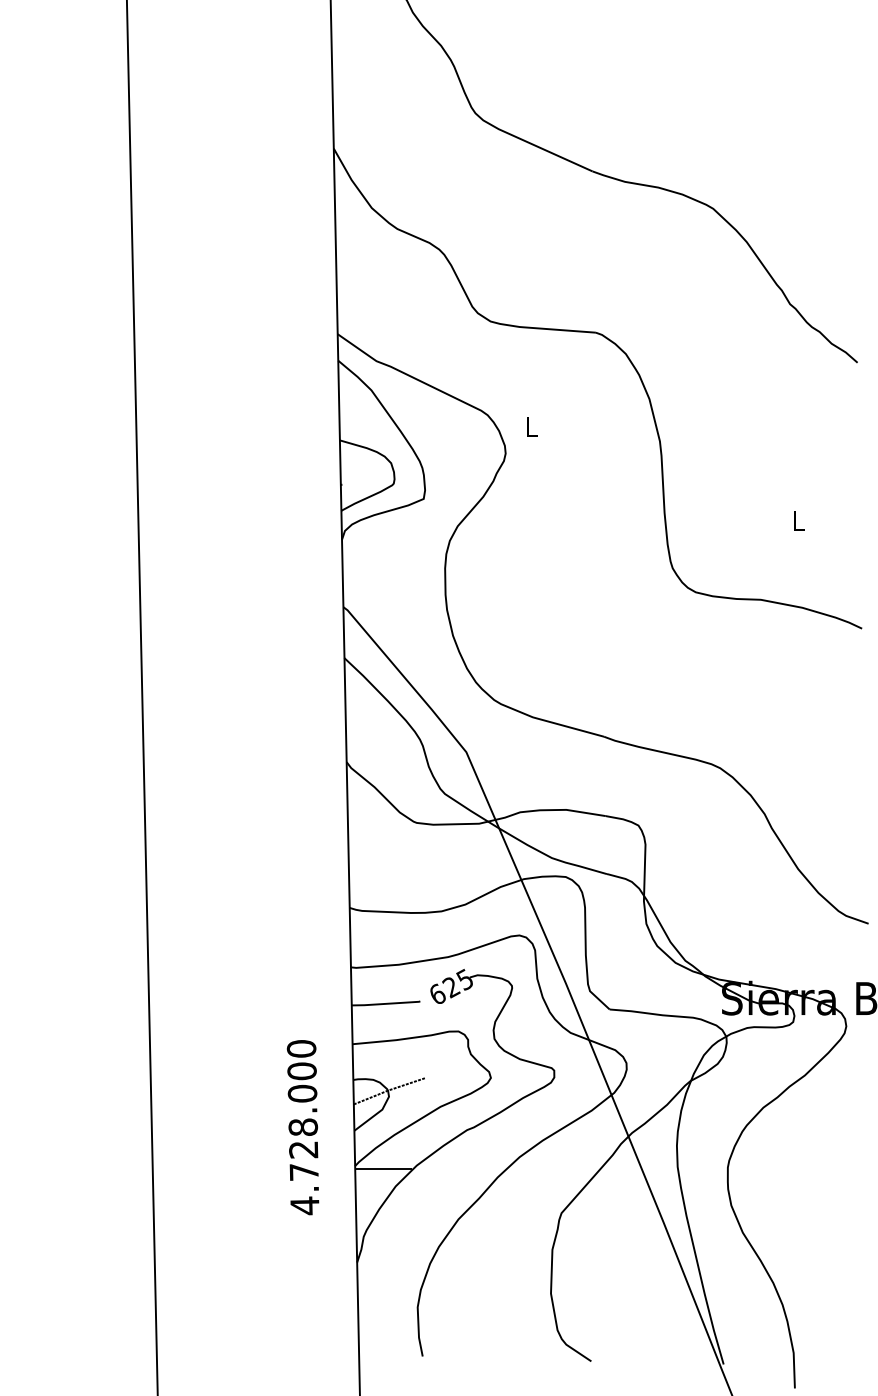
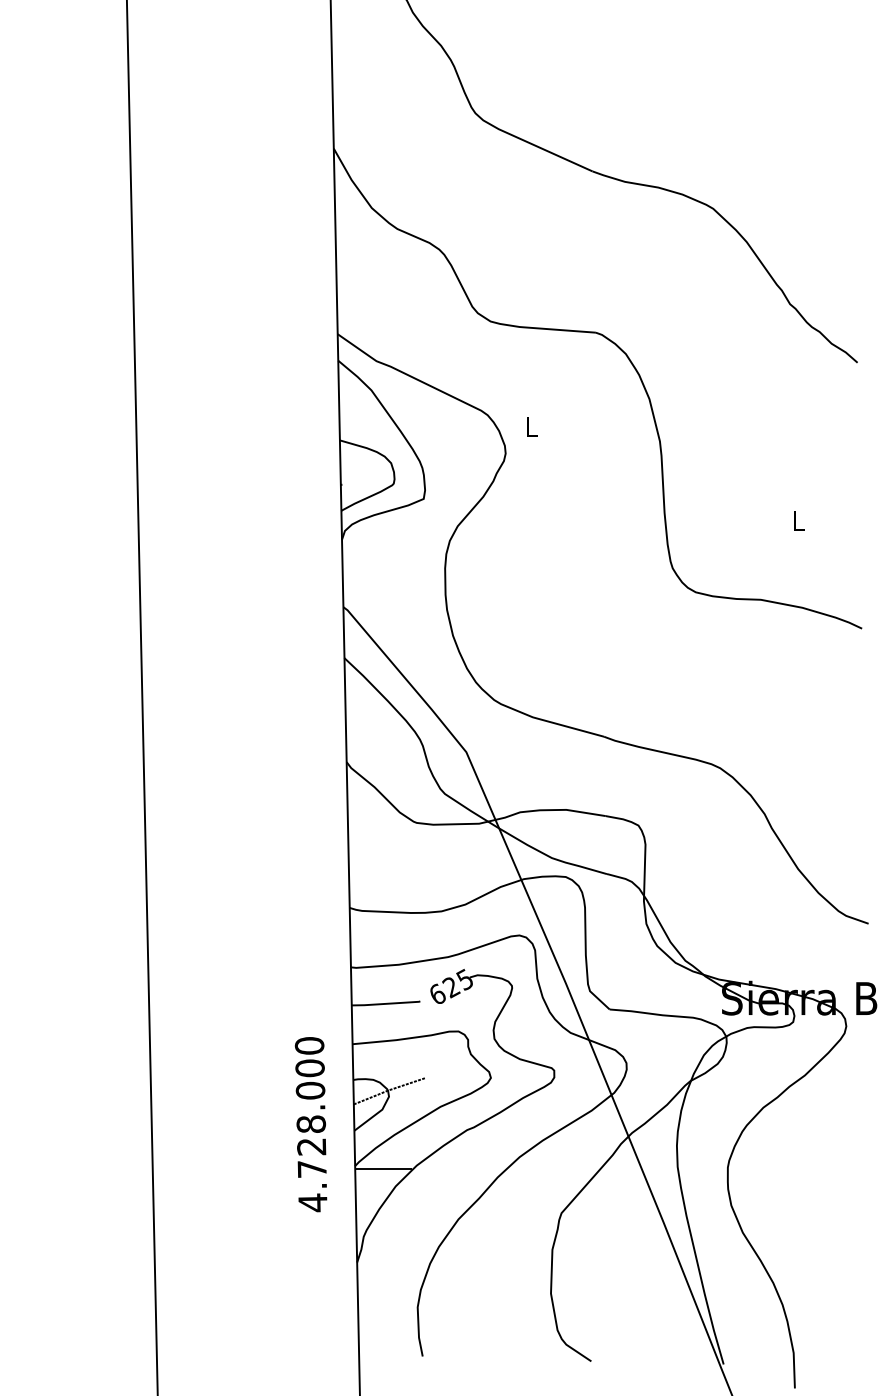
text position: (302, 1127) -> (310, 1124) (310, 1124)
